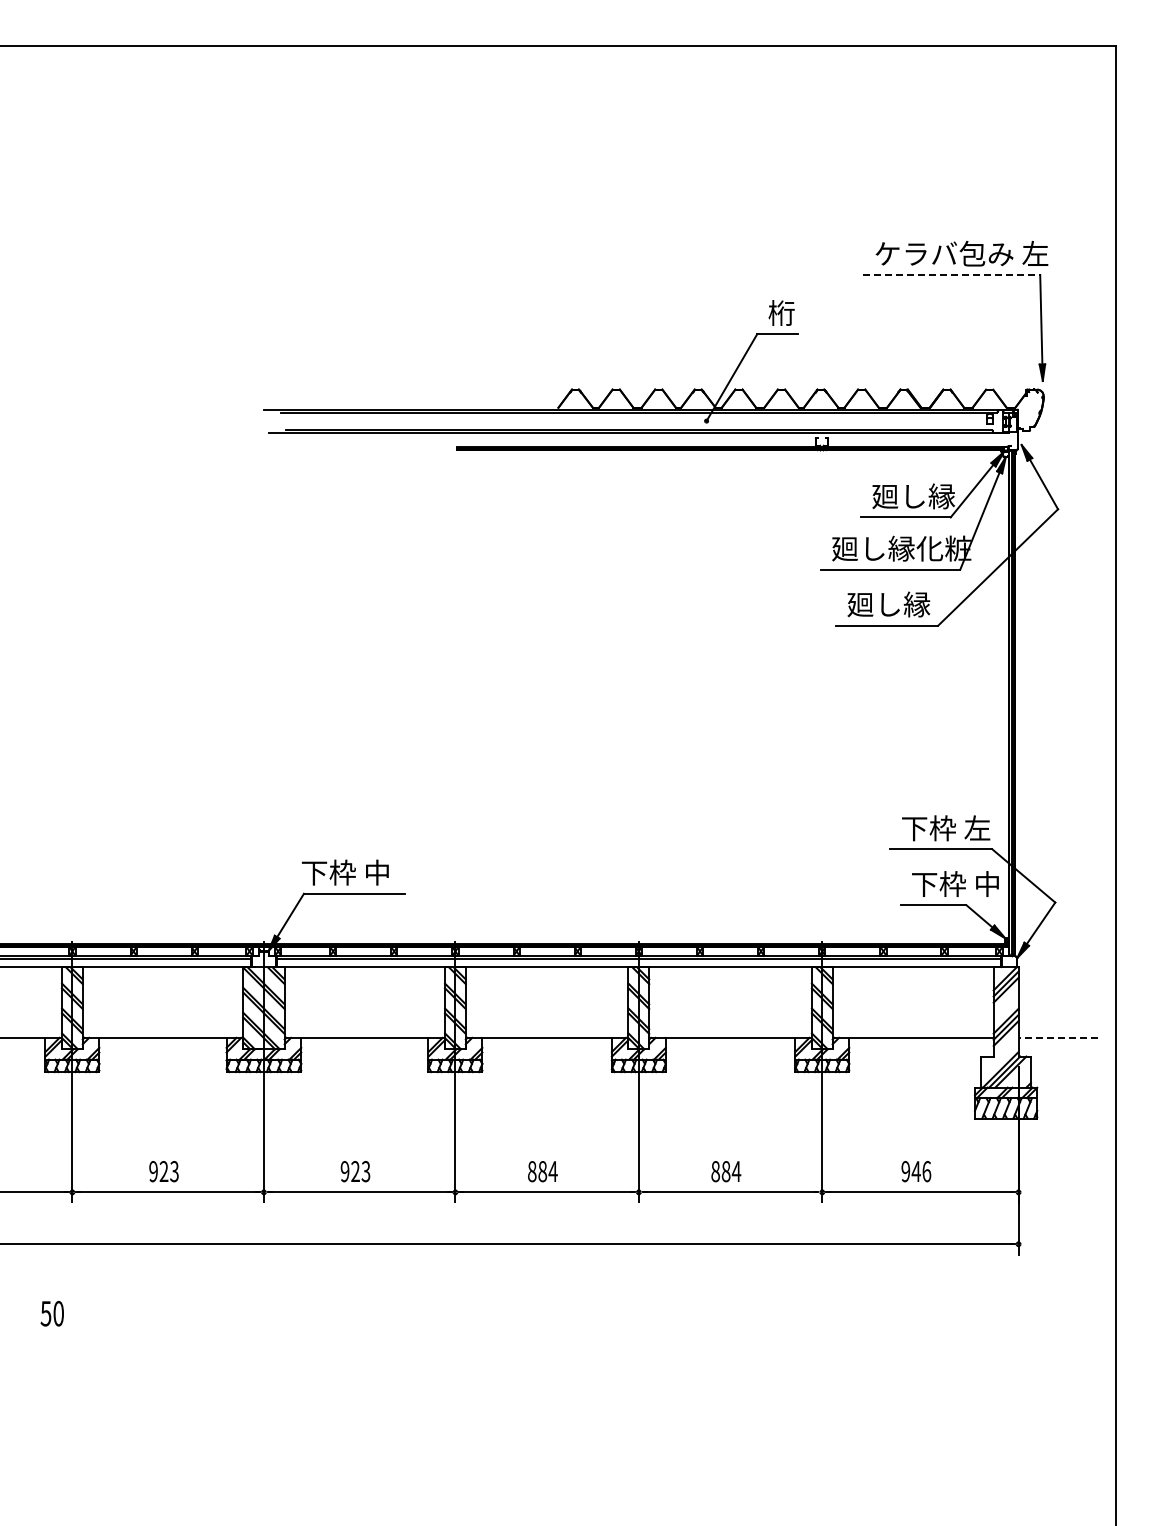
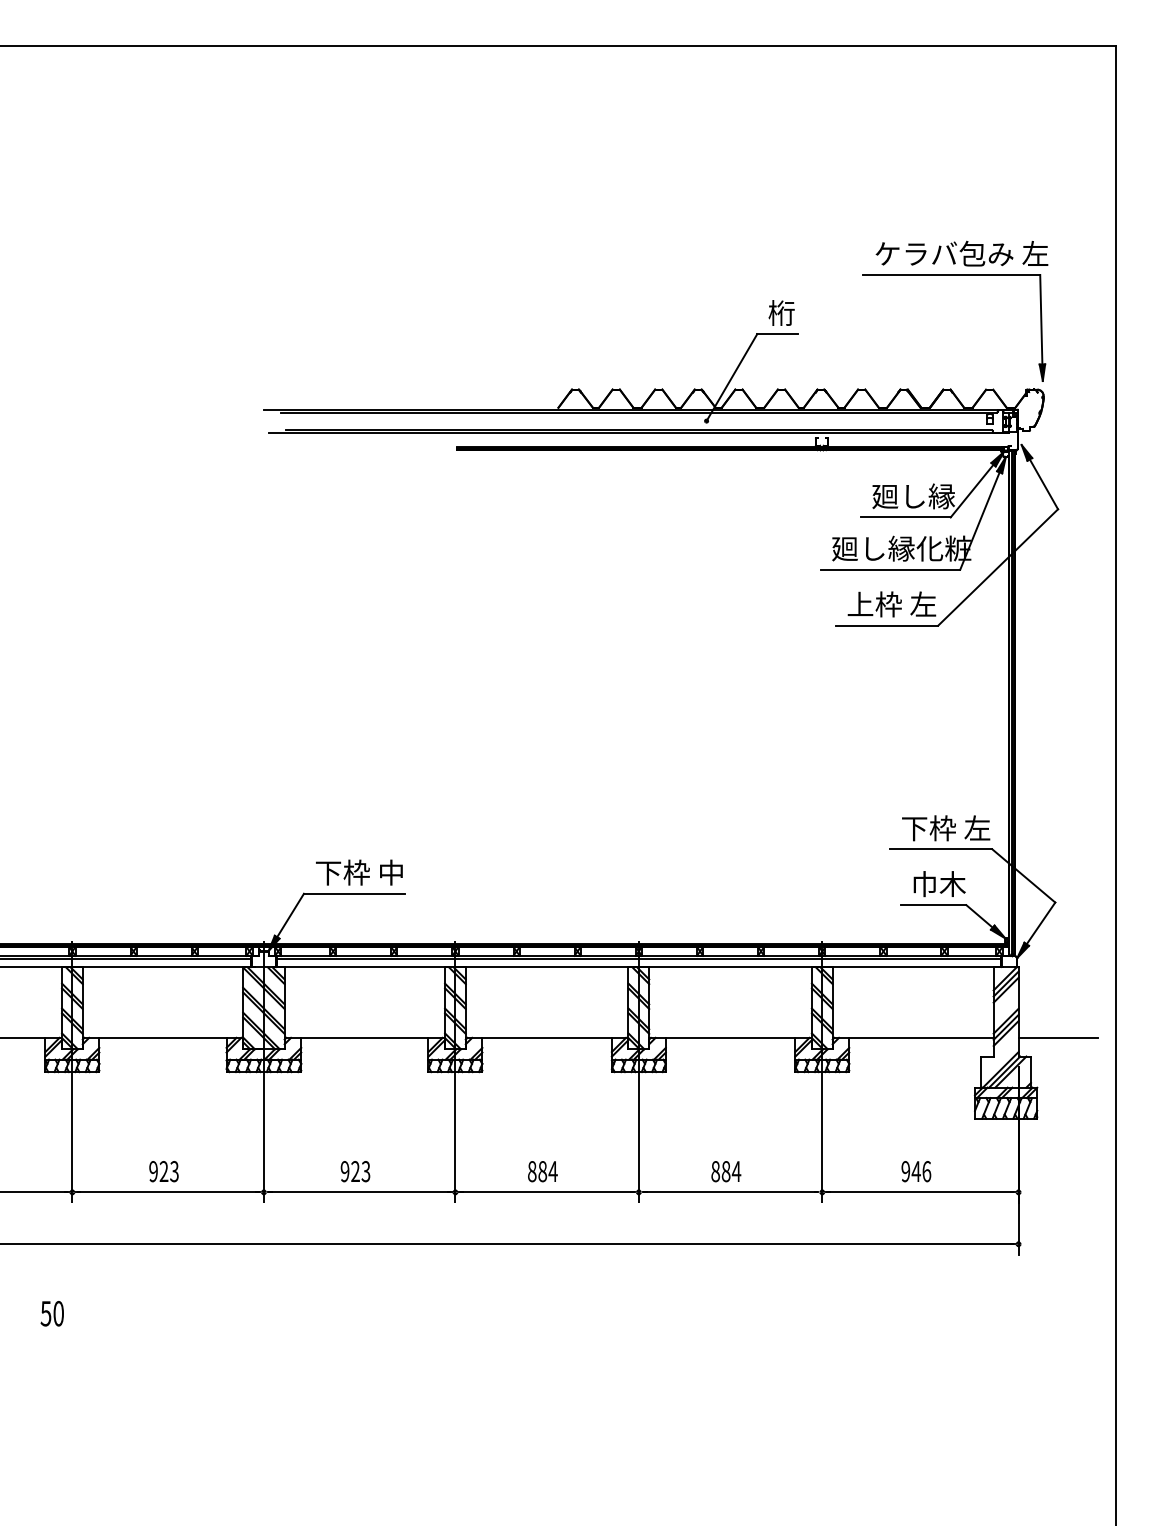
line: dashed -> solid (951, 274)
text: 廻し縁 -> 上枠 左 (891, 604)
text position: (345, 872) -> (359, 872) (359, 872)
text: 下枠 中 -> 巾木 (955, 884)
line: dashed -> solid (1058, 1037)
